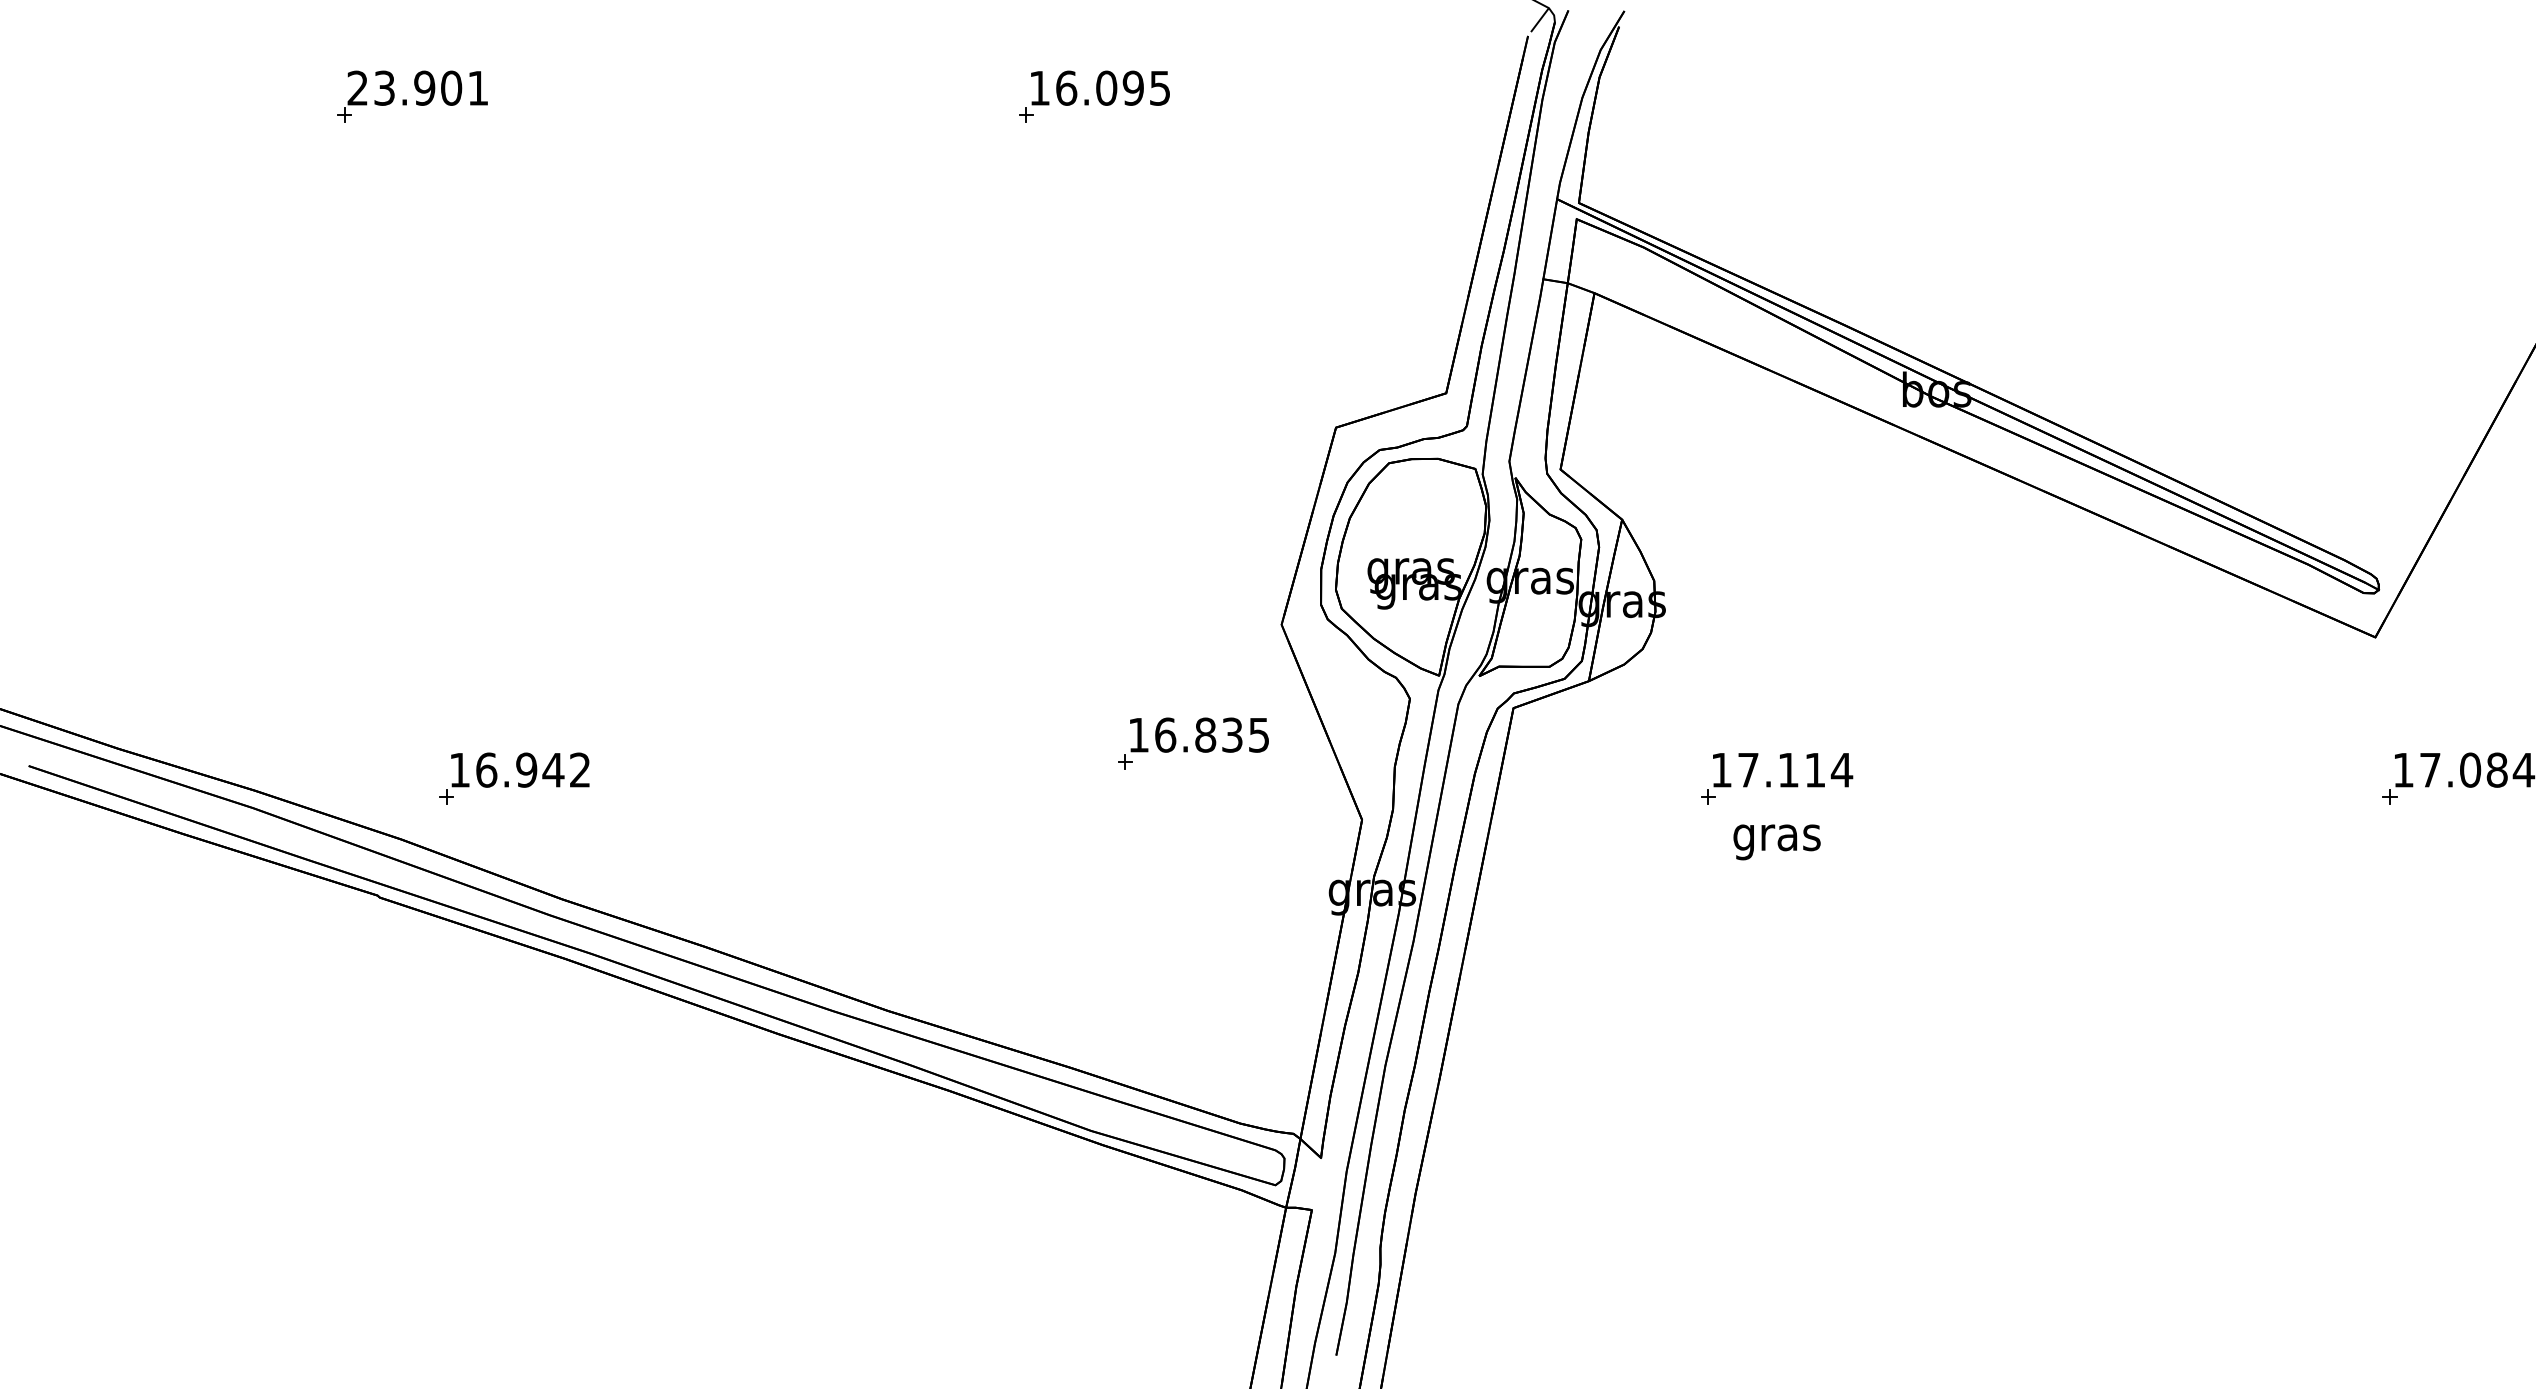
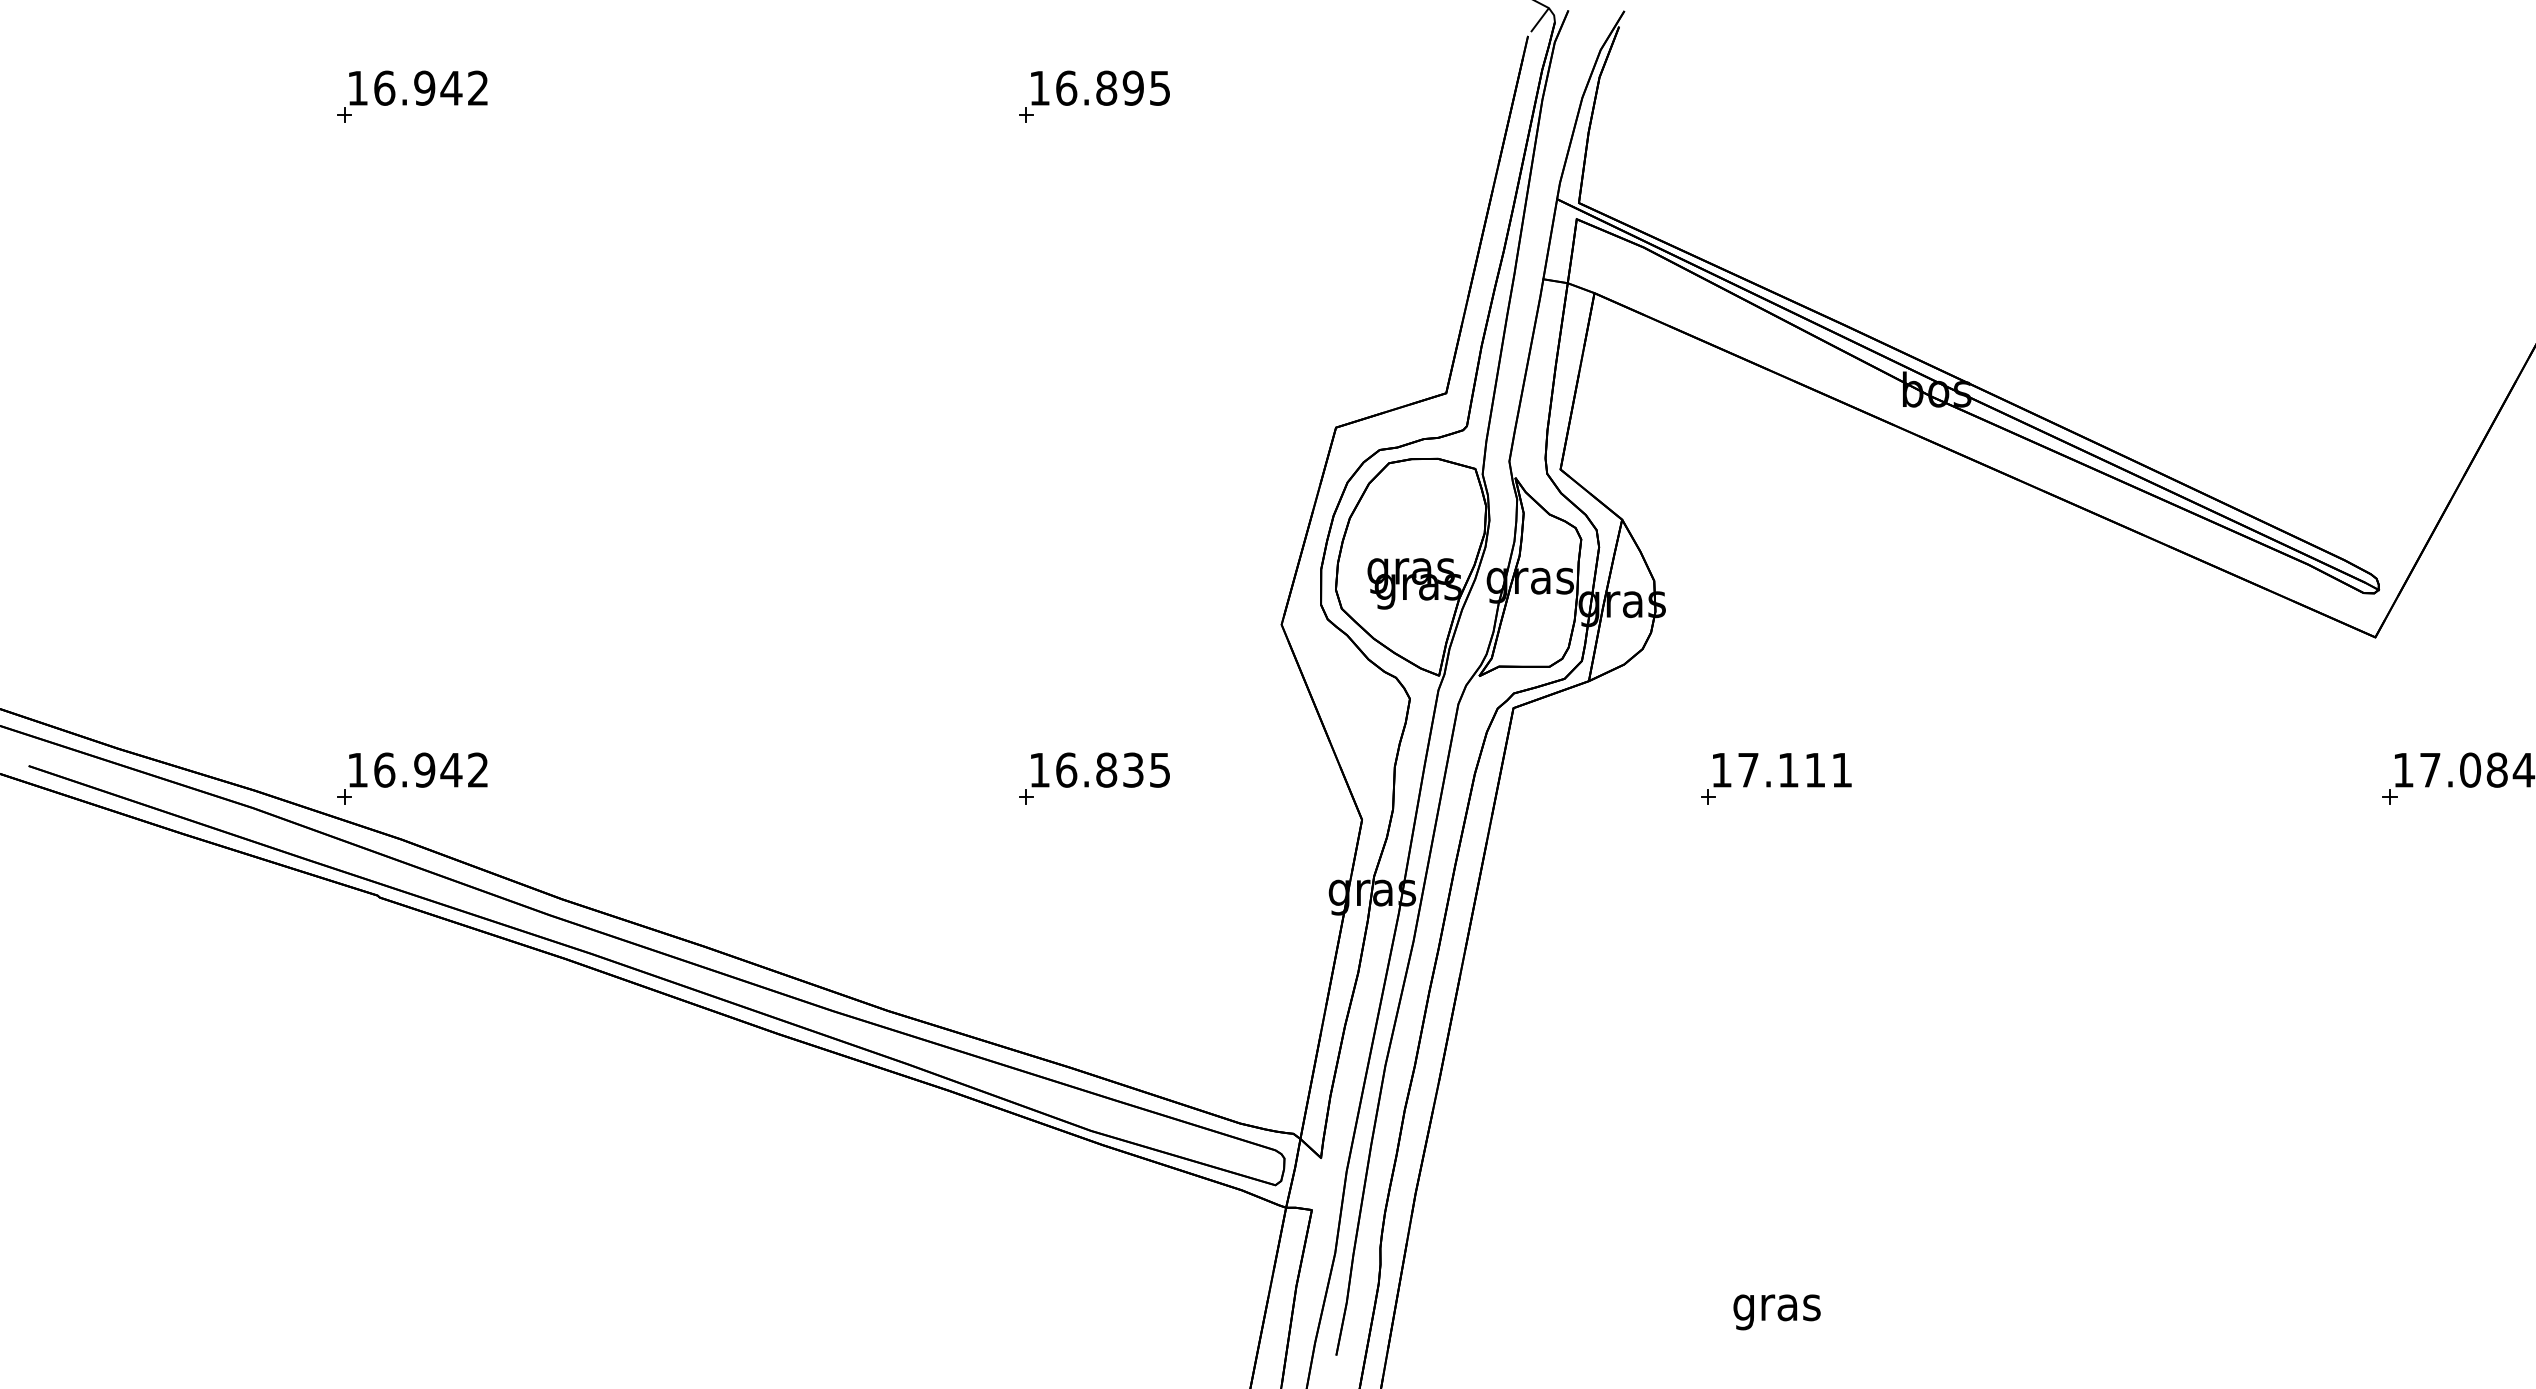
text: 23.901 -> 16.942 (417, 87)
text: 16.095 -> 16.895 (1106, 87)
part position: (1193, 743) -> (1094, 778) (1094, 778)
text: 17.114 -> 17.111 (1841, 770)
part position: (514, 778) -> (412, 778) (412, 778)
text position: (1776, 842) -> (1776, 1312) (1776, 1312)
